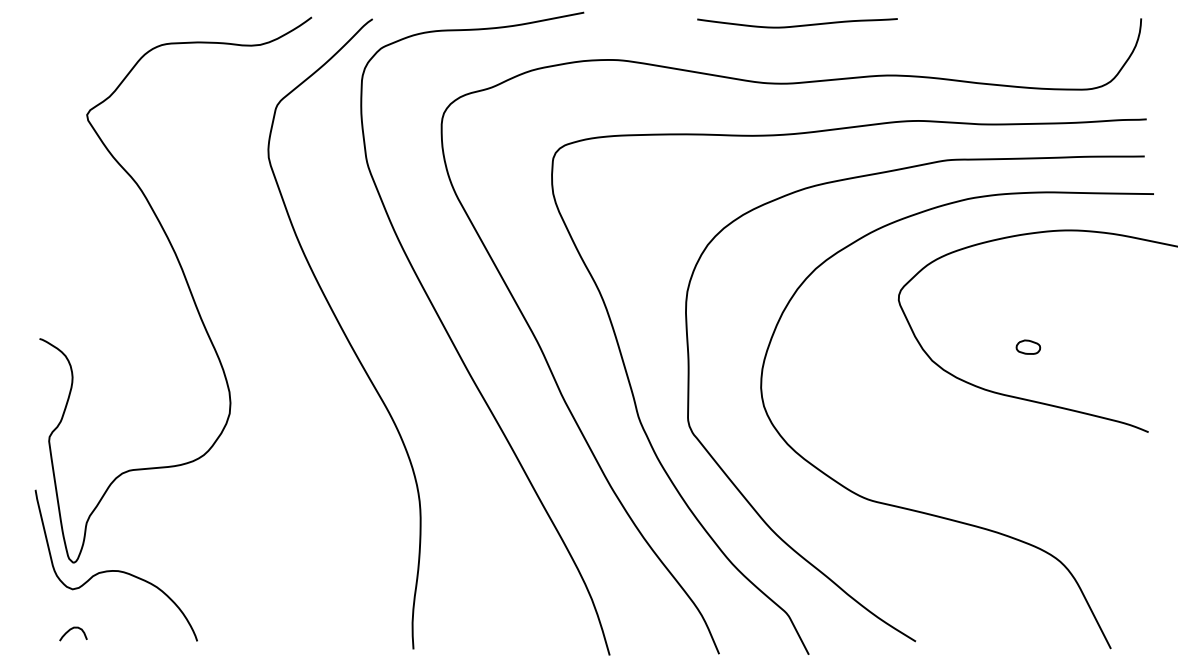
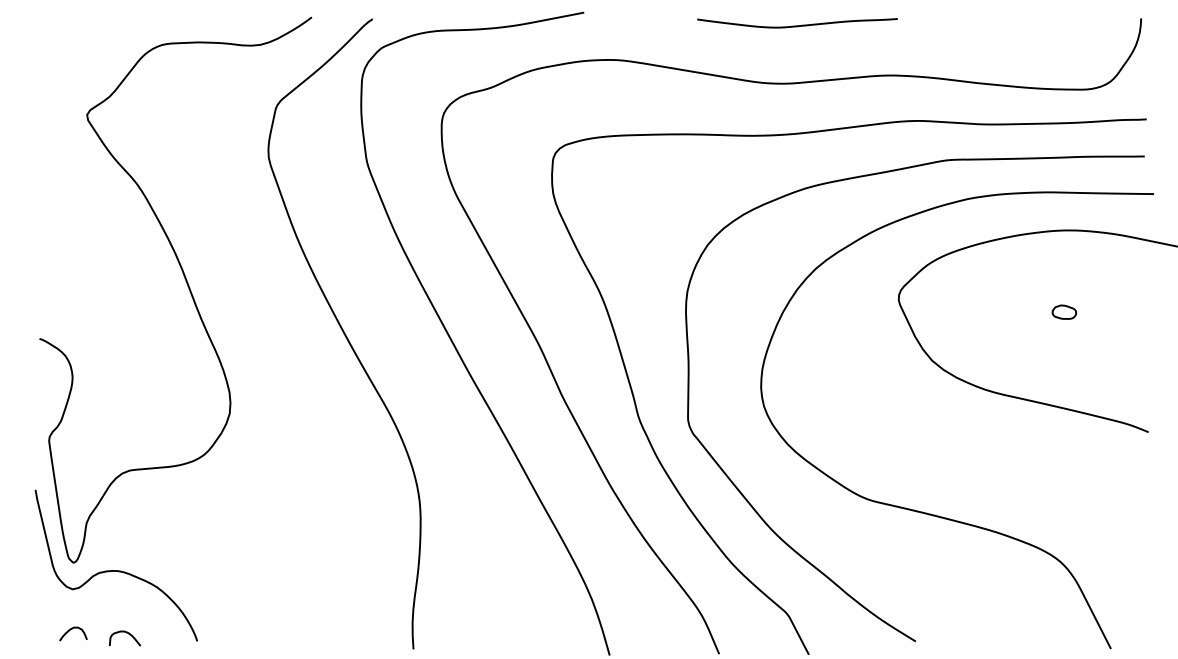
part position: (1028, 346) -> (1064, 311) (1064, 311)
curve: none -> present (128, 634)
